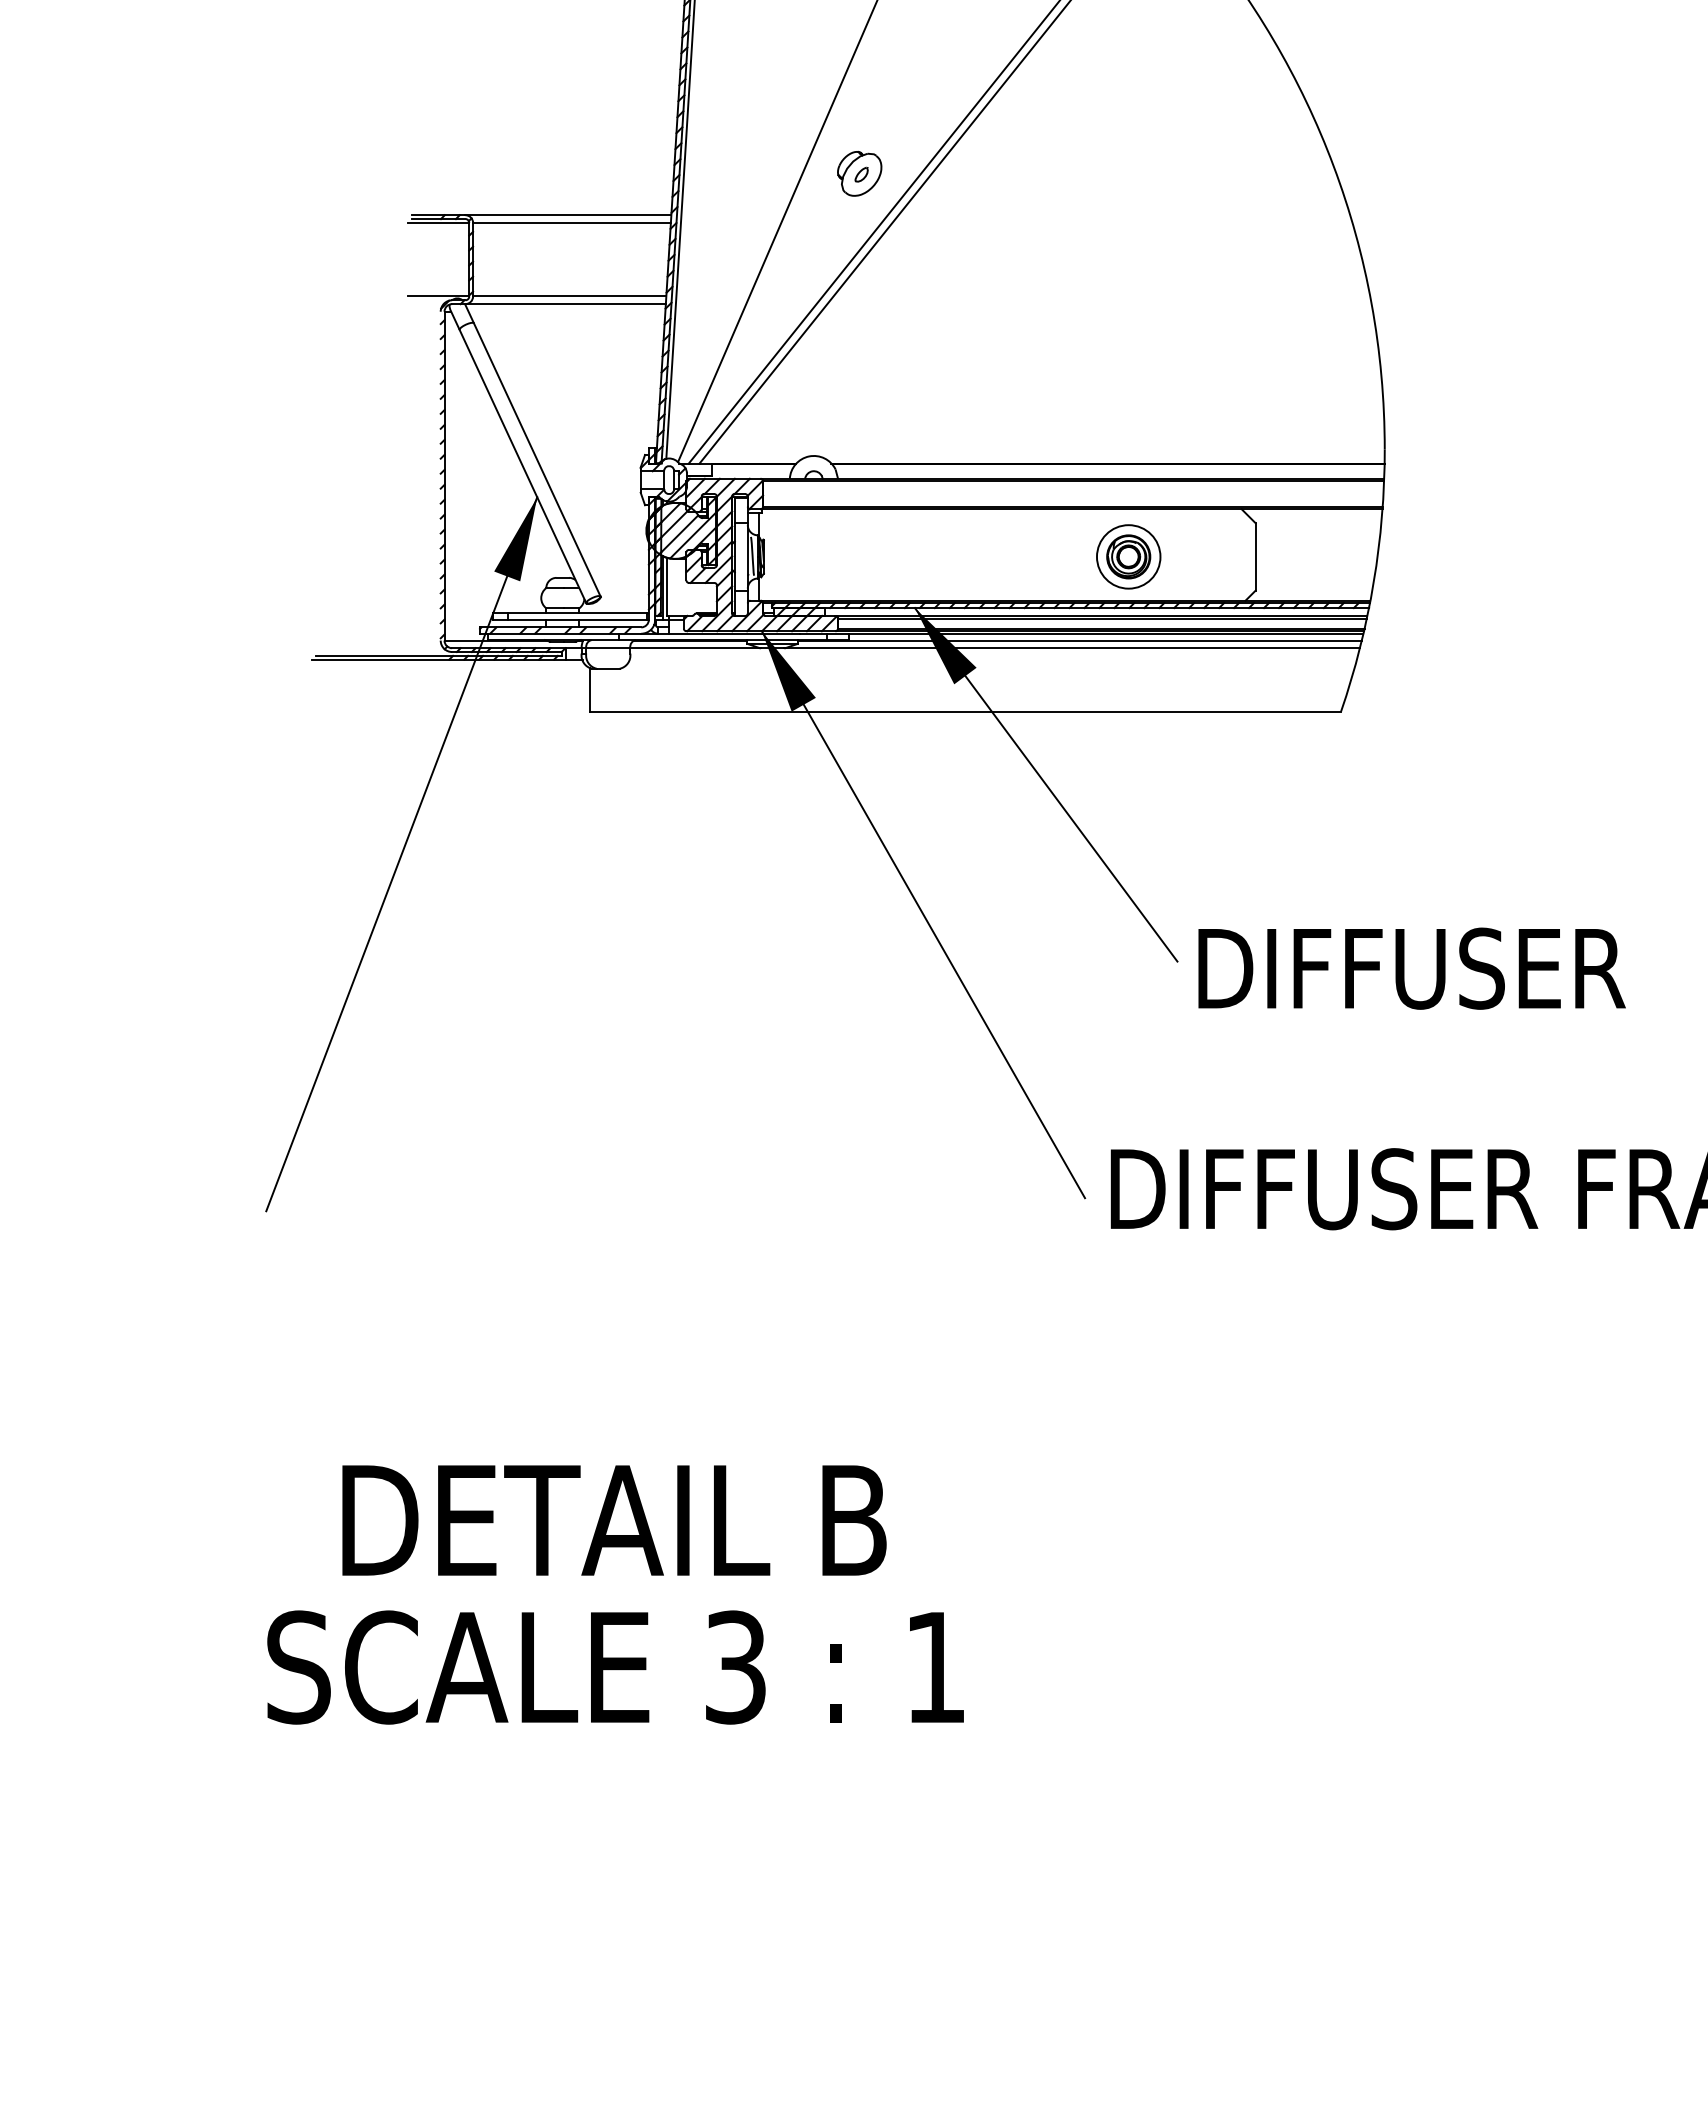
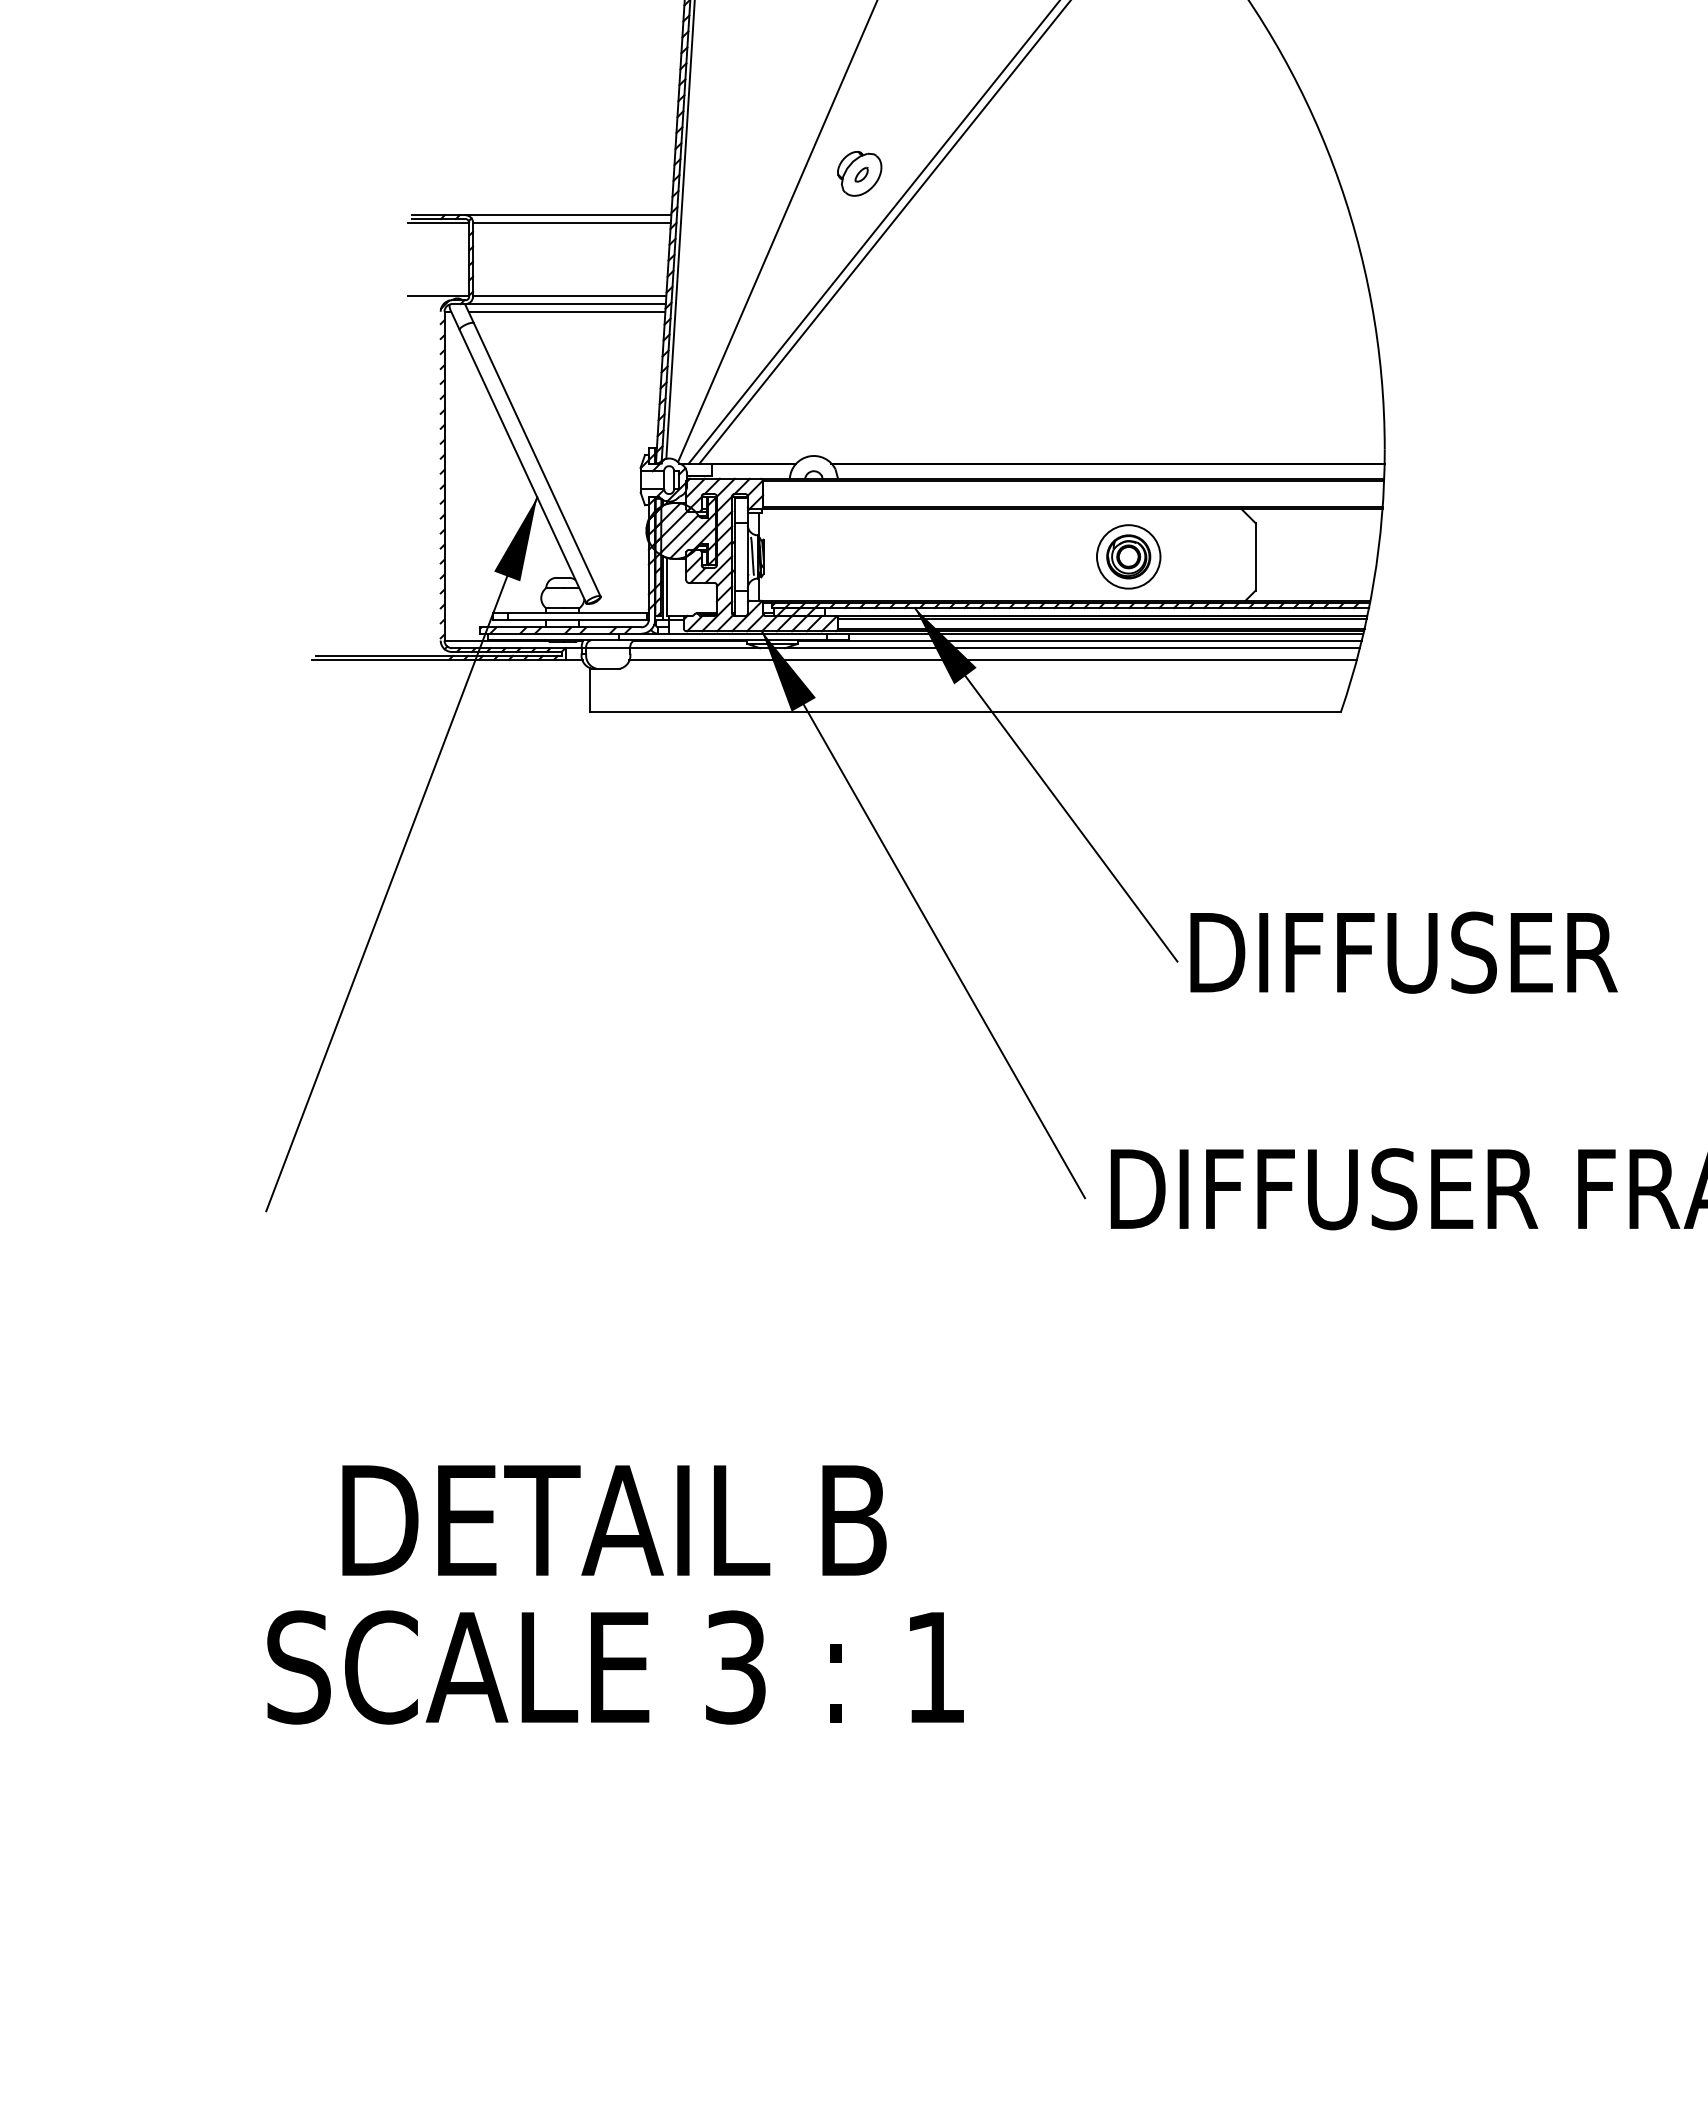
line: none -> present (566, 311)
line: none -> present (992, 659)
text position: (1411, 968) -> (1403, 952) (1403, 952)
